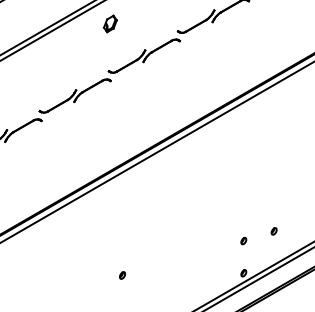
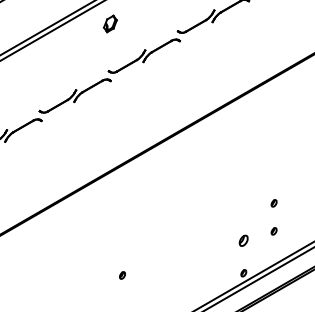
line: present -> none (156, 152)
part: none -> present (273, 203)
part size: 8x9 px -> 11x13 px (243, 240)
